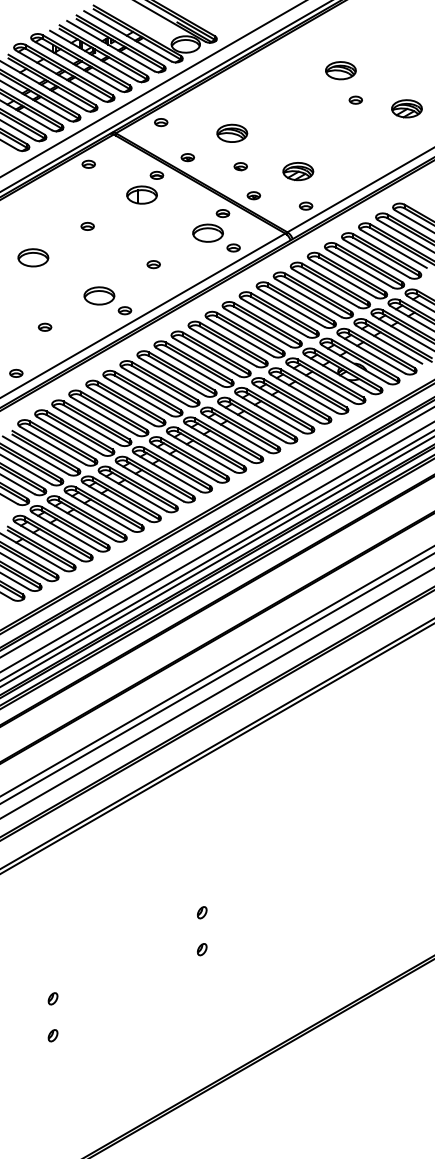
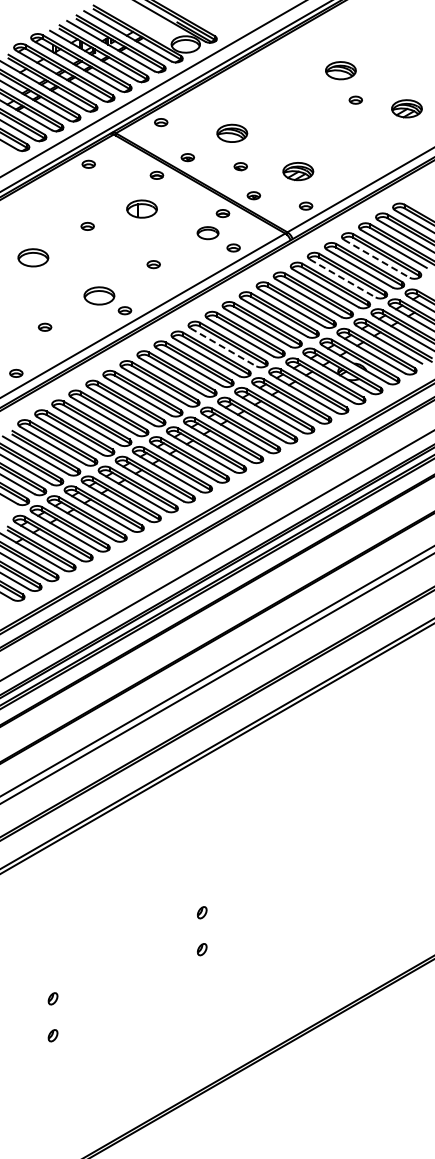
part position: (141, 194) -> (141, 208) (141, 208)
part size: 32x20 px -> 24x15 px (207, 233)
line: solid -> dashed (377, 258)
line: solid -> dashed (343, 278)
line: solid -> dashed (223, 347)
line: present -> none (216, 532)
line: present -> none (216, 547)
line: present -> none (216, 561)
line: present -> none (216, 693)
